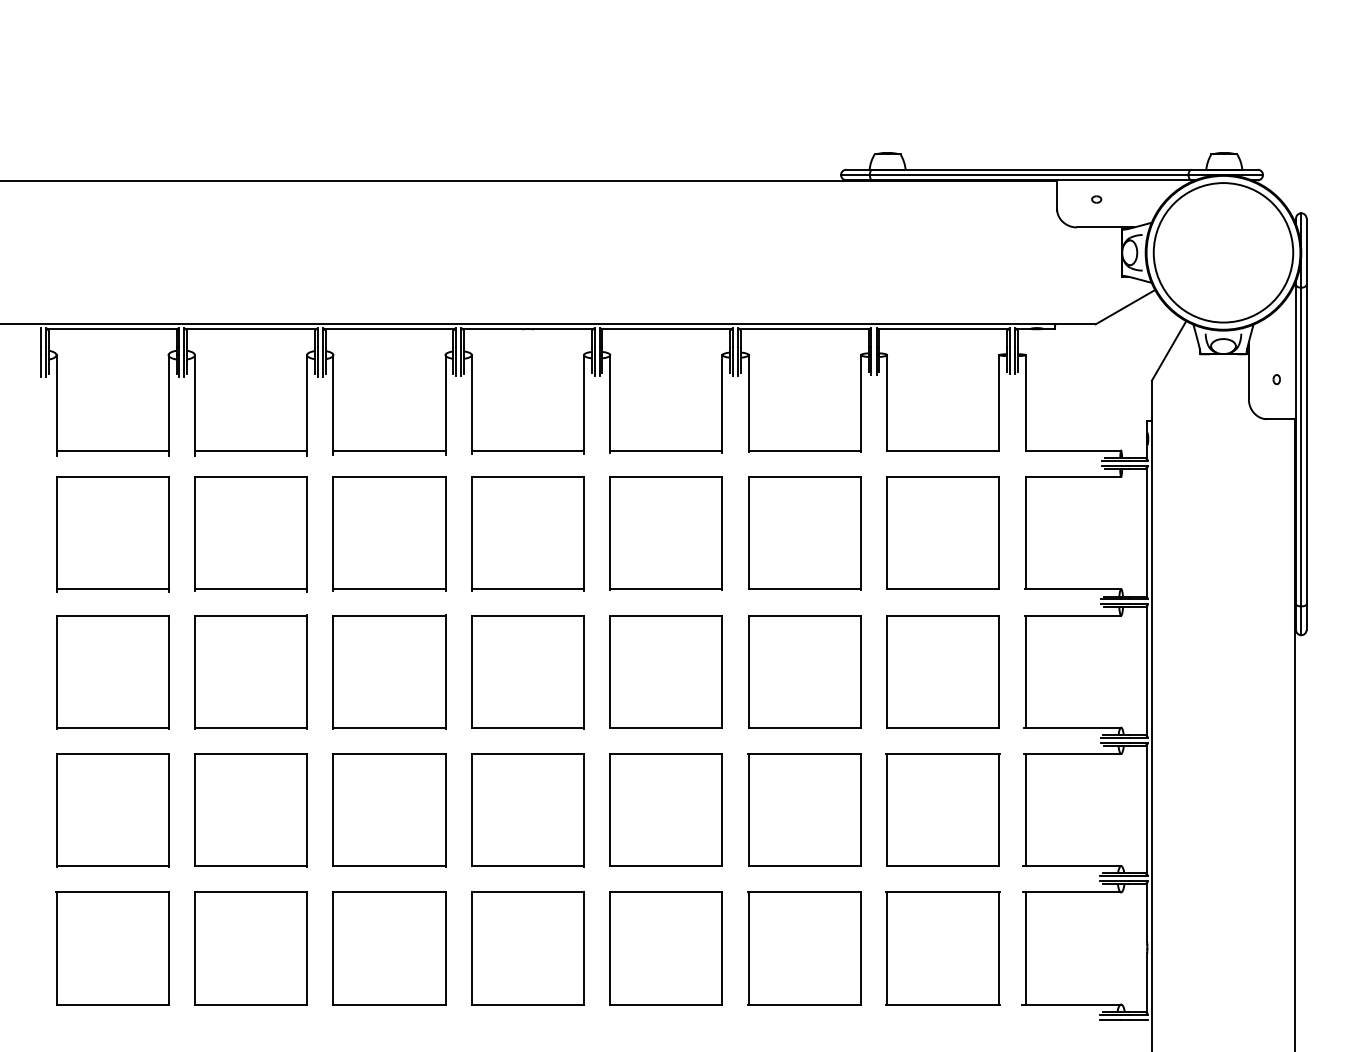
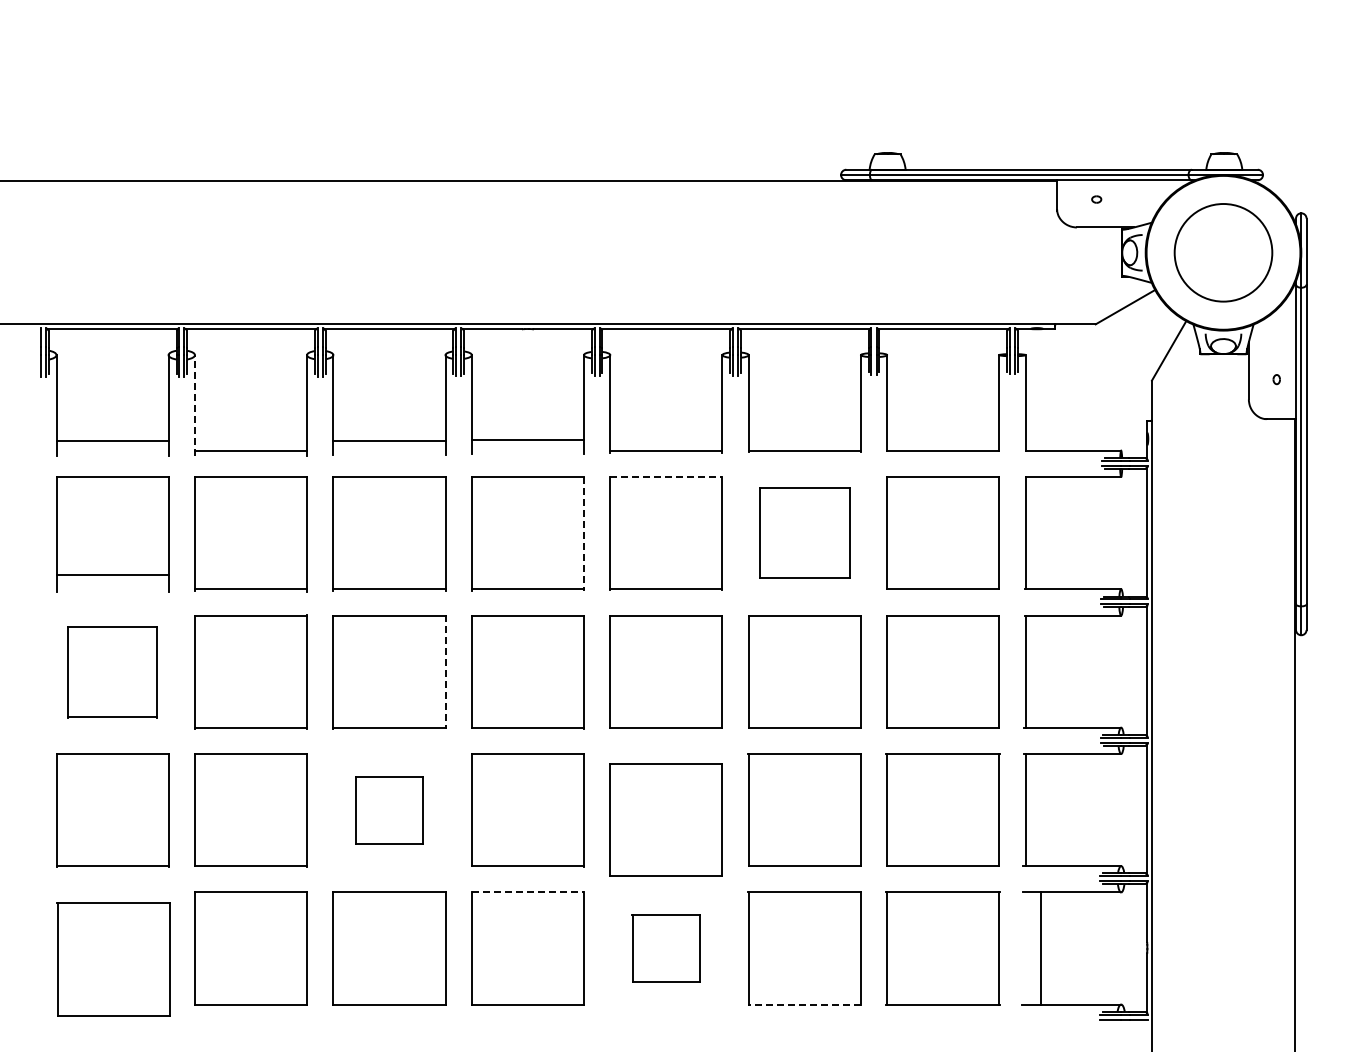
circle diameter: 139 px -> 98 px (1223, 252)
line: solid -> dashed (194, 404)
line position: (112, 450) -> (112, 440) (112, 440)
line position: (389, 450) -> (389, 440) (389, 440)
line position: (527, 450) -> (527, 439) (527, 439)
line: solid -> dashed (666, 477)
part size: 114x115 px -> 92x92 px (804, 532)
line: solid -> dashed (583, 534)
line position: (112, 589) -> (112, 575) (112, 575)
part size: 114x115 px -> 91x93 px (112, 672)
line: solid -> dashed (445, 672)
part position: (665, 809) -> (665, 819) (665, 819)
part size: 115x115 px -> 69x69 px (389, 810)
line: solid -> dashed (528, 892)
part position: (112, 948) -> (113, 959) (113, 959)
part size: 114x115 px -> 70x69 px (665, 948)
line position: (1025, 948) -> (1040, 948) (1040, 948)
line: solid -> dashed (804, 1004)
